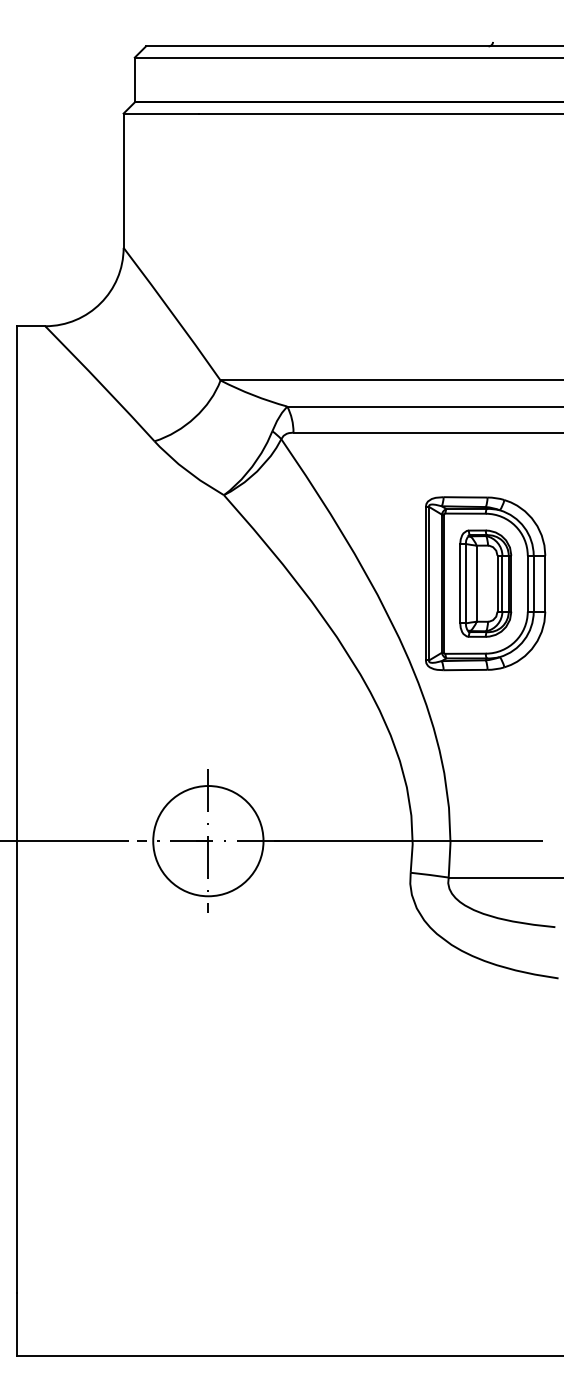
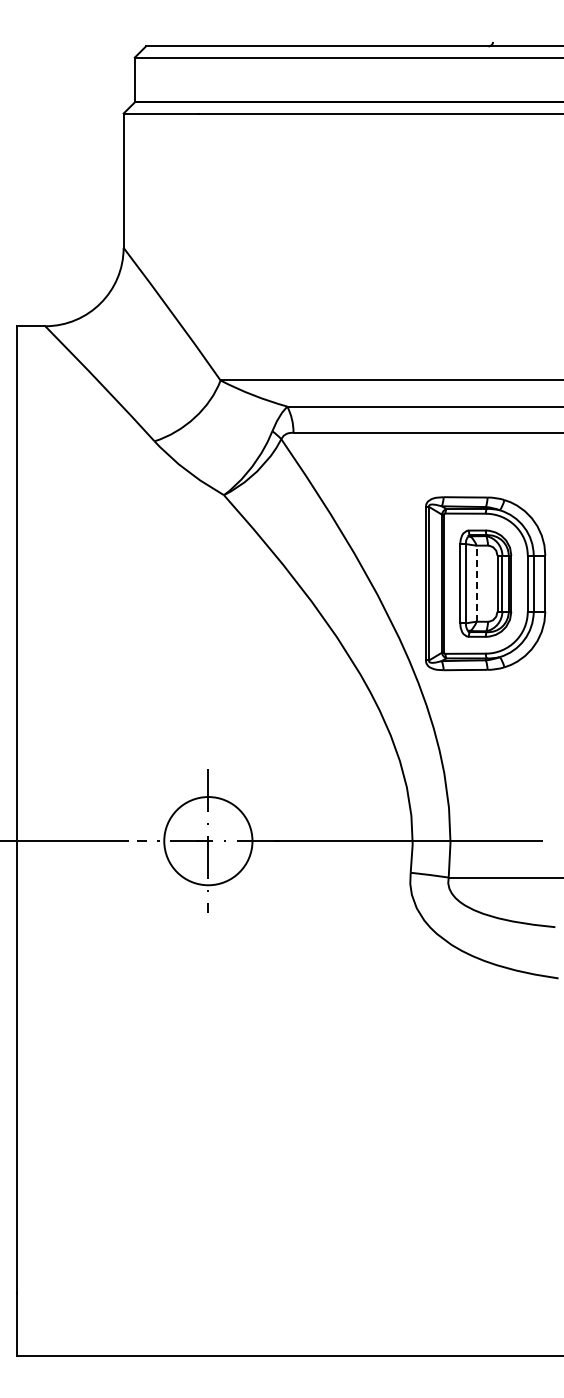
line: solid -> dashed (476, 583)
circle diameter: 110 px -> 88 px (208, 841)
